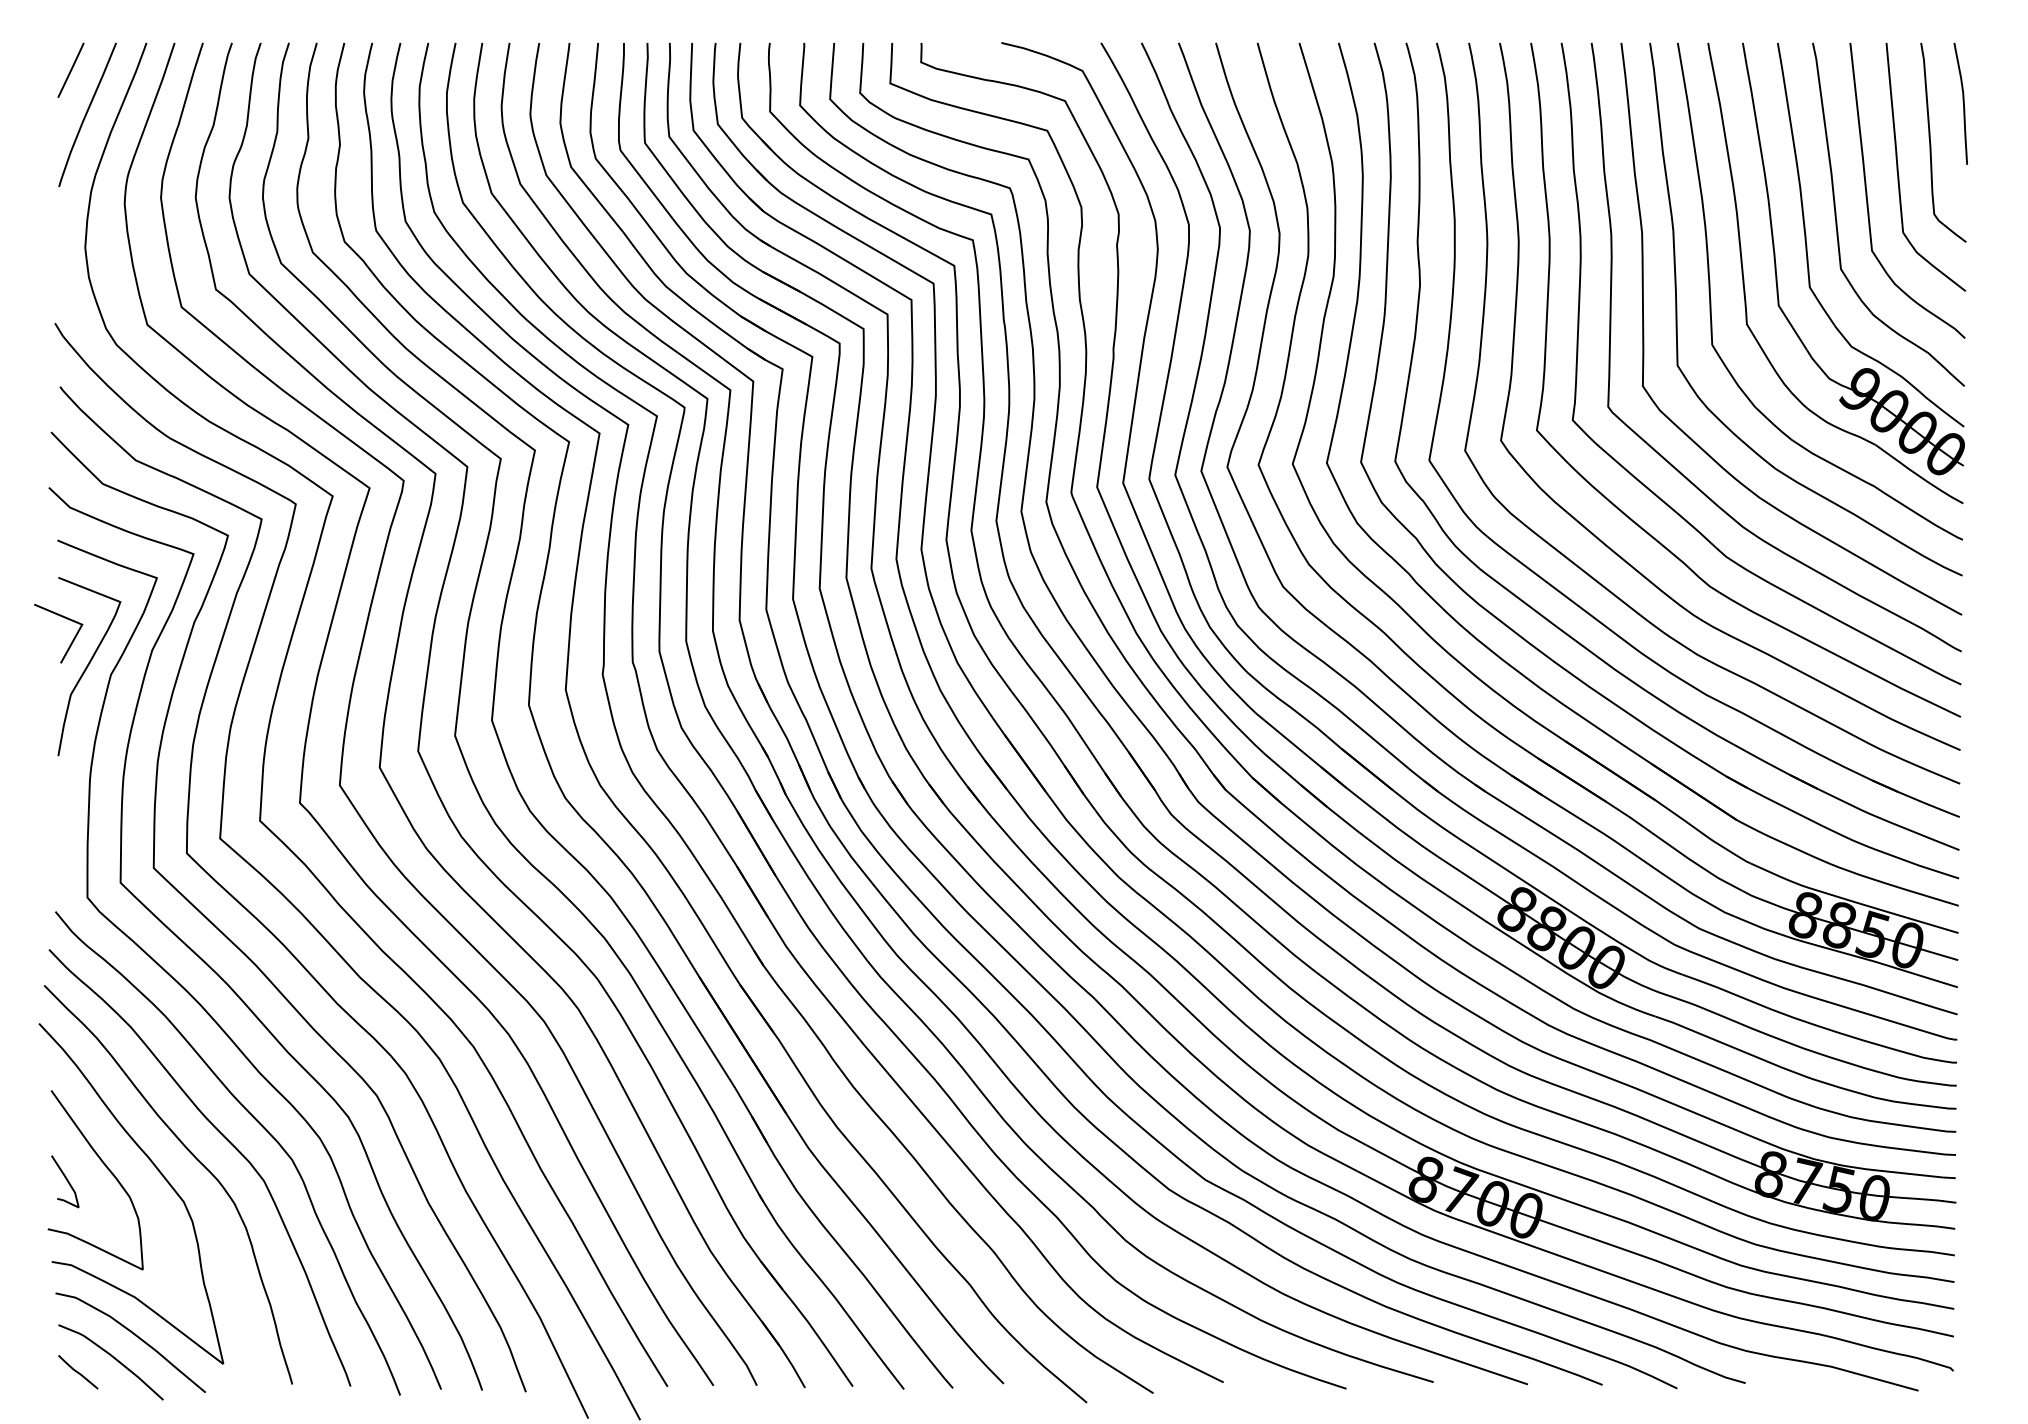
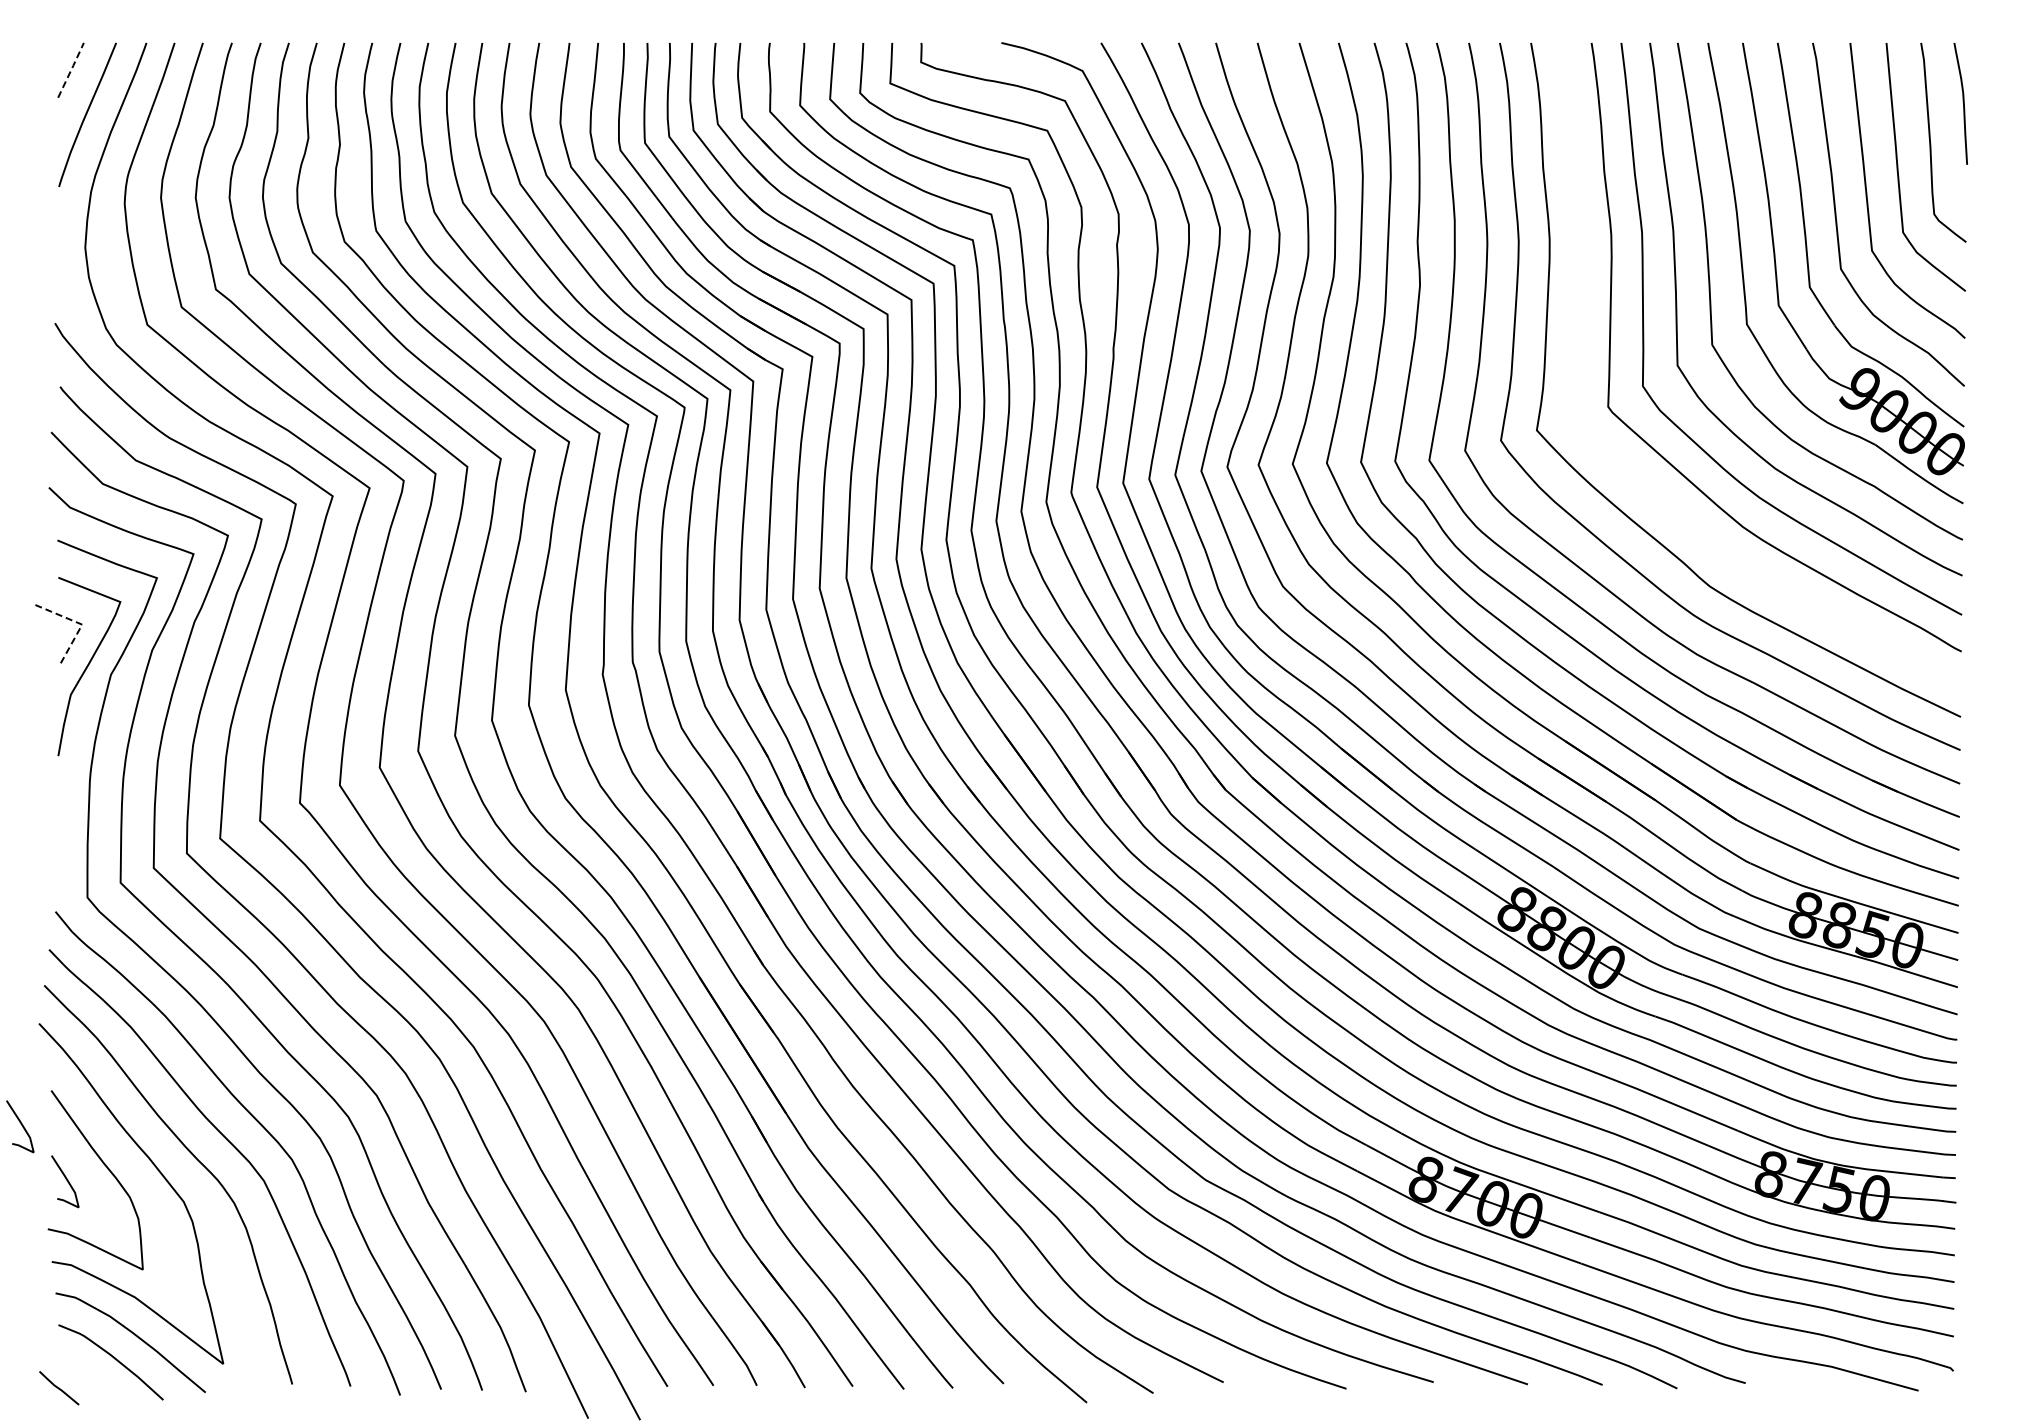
line: solid -> dashed (71, 69)
curve: present -> none (1653, 491)
line: solid -> dashed (78, 623)
curve: none -> present (21, 1125)
line position: (78, 1372) -> (59, 1388) (59, 1388)
